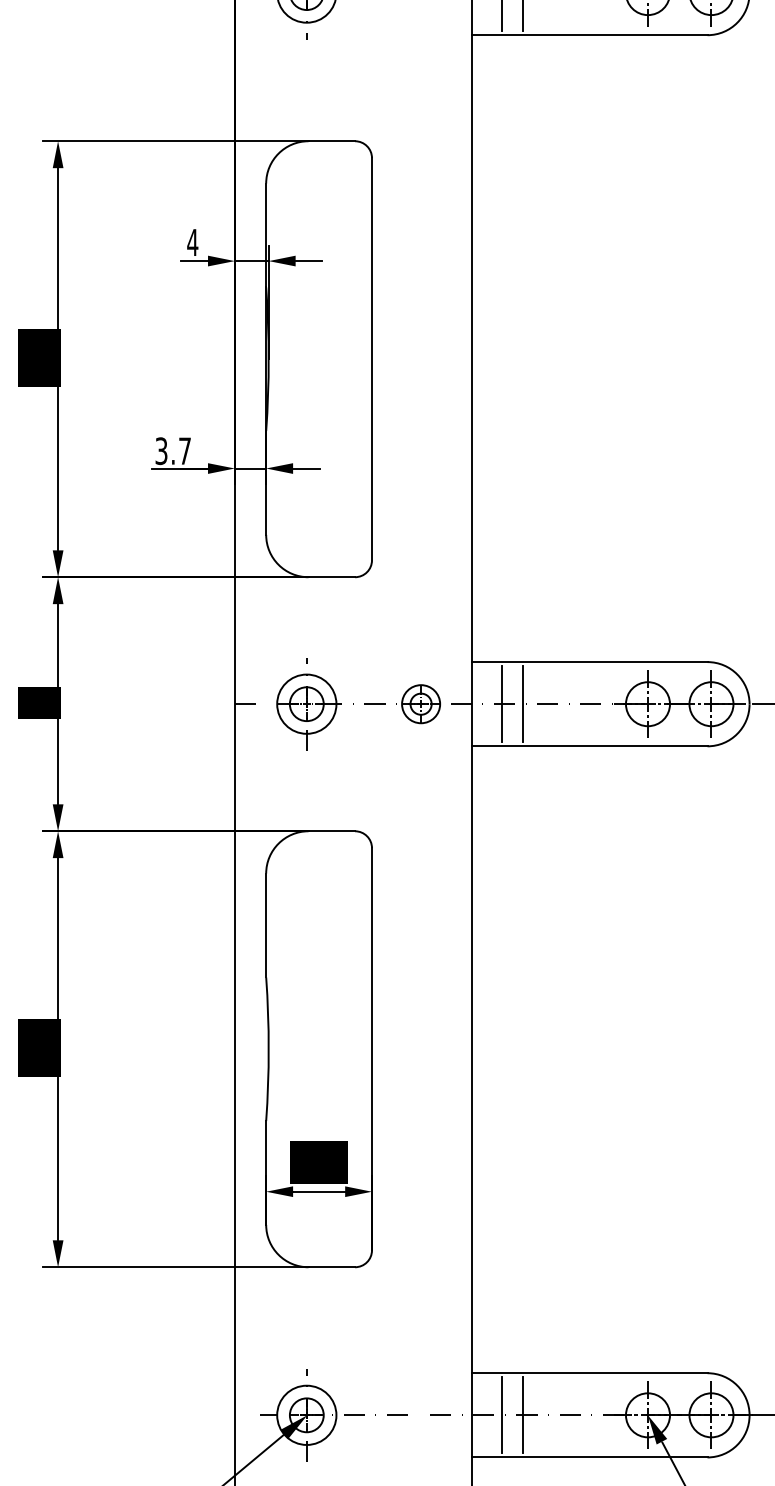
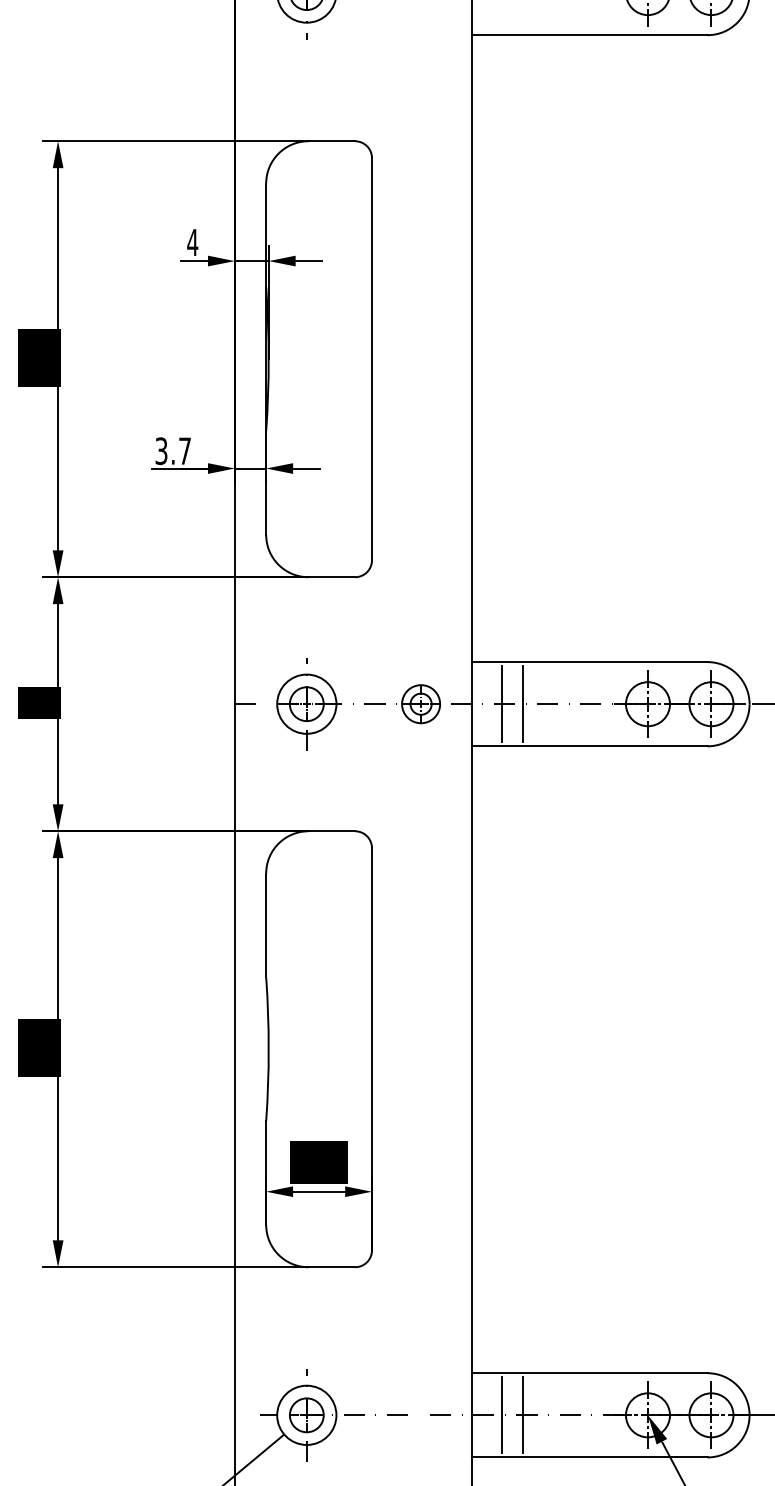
line: present -> none (501, 16)
line: present -> none (522, 16)
fill: present -> none (293, 1427)
